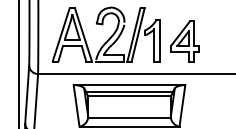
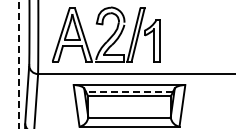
part: present -> none (184, 41)
line: solid -> dashed (18, 64)
line: solid -> dashed (129, 91)
